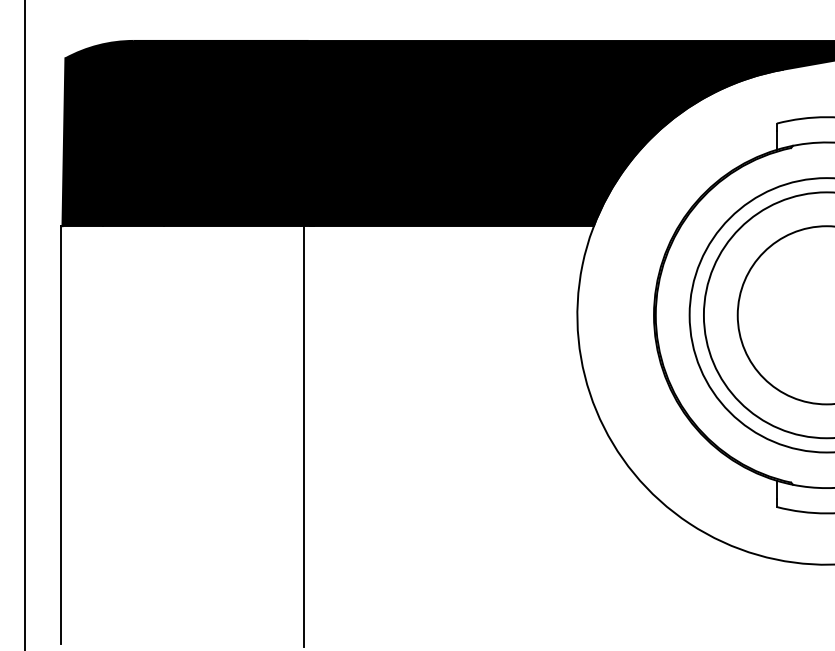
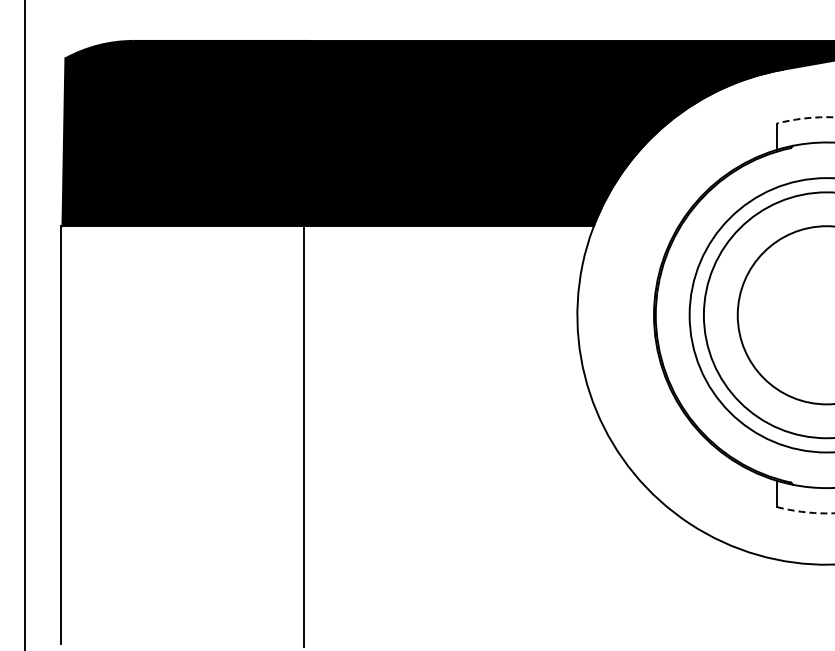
arc: solid -> dashed (805, 118)
arc: solid -> dashed (805, 512)
